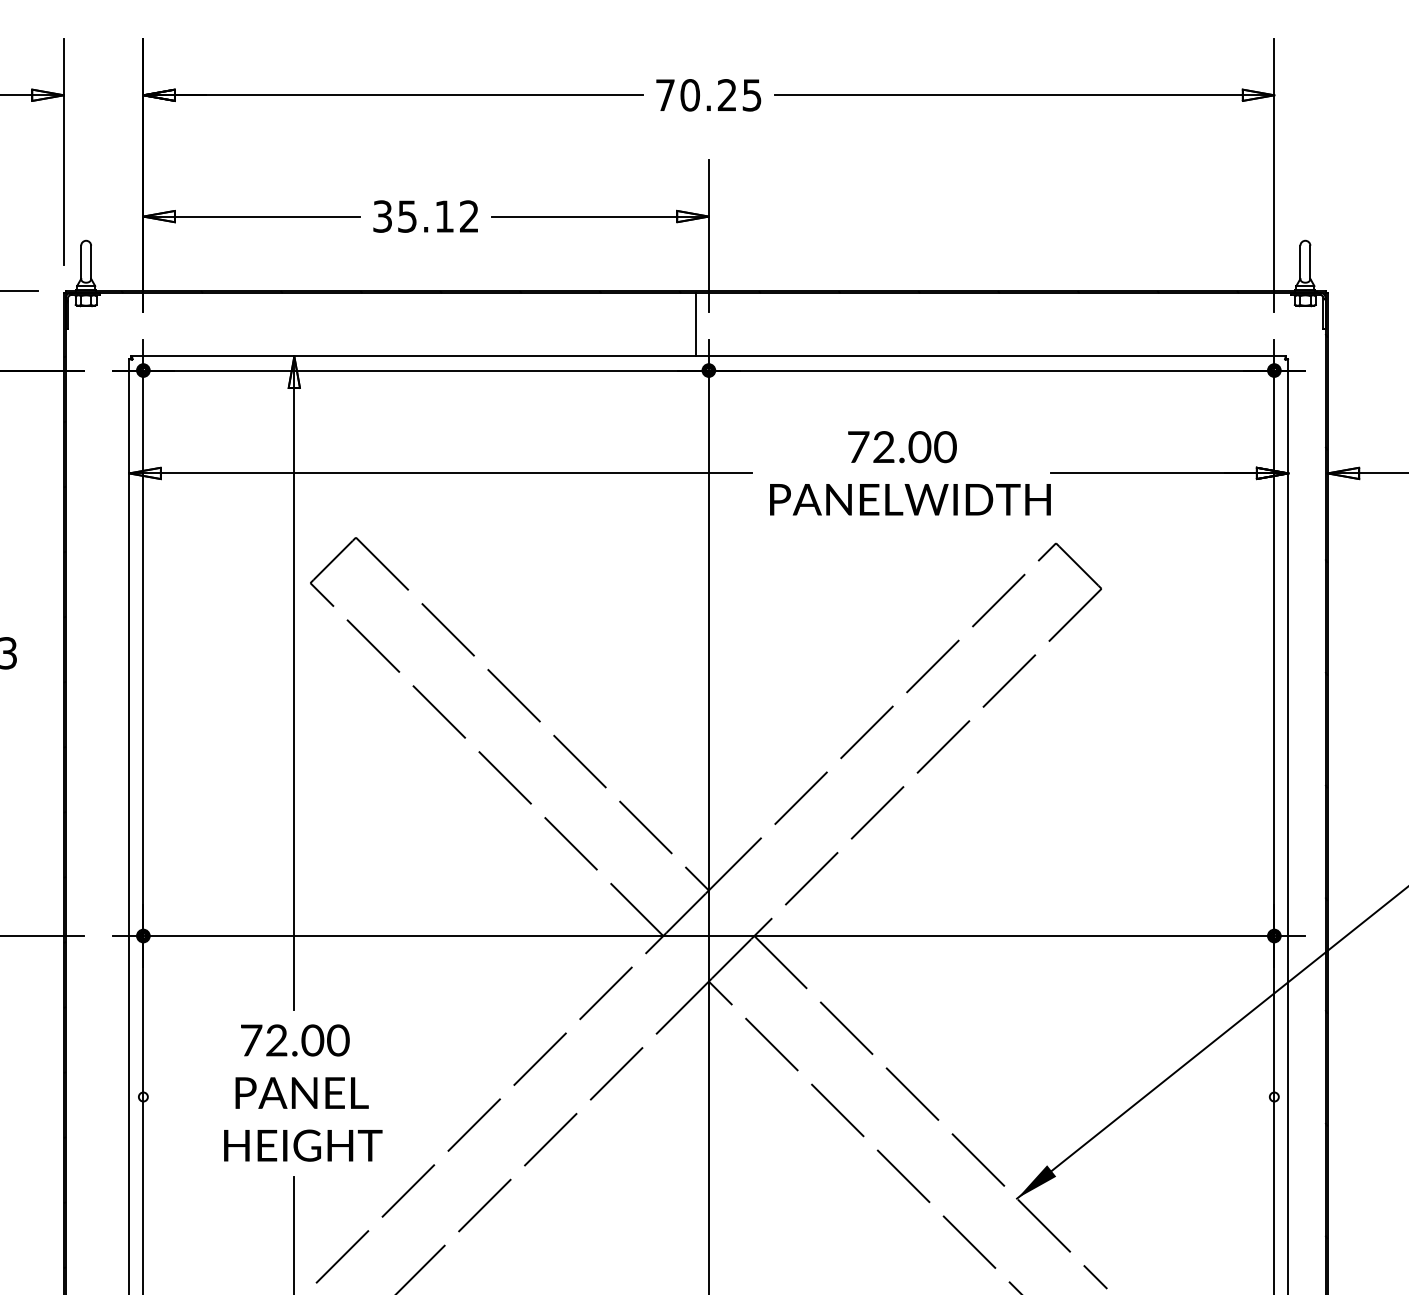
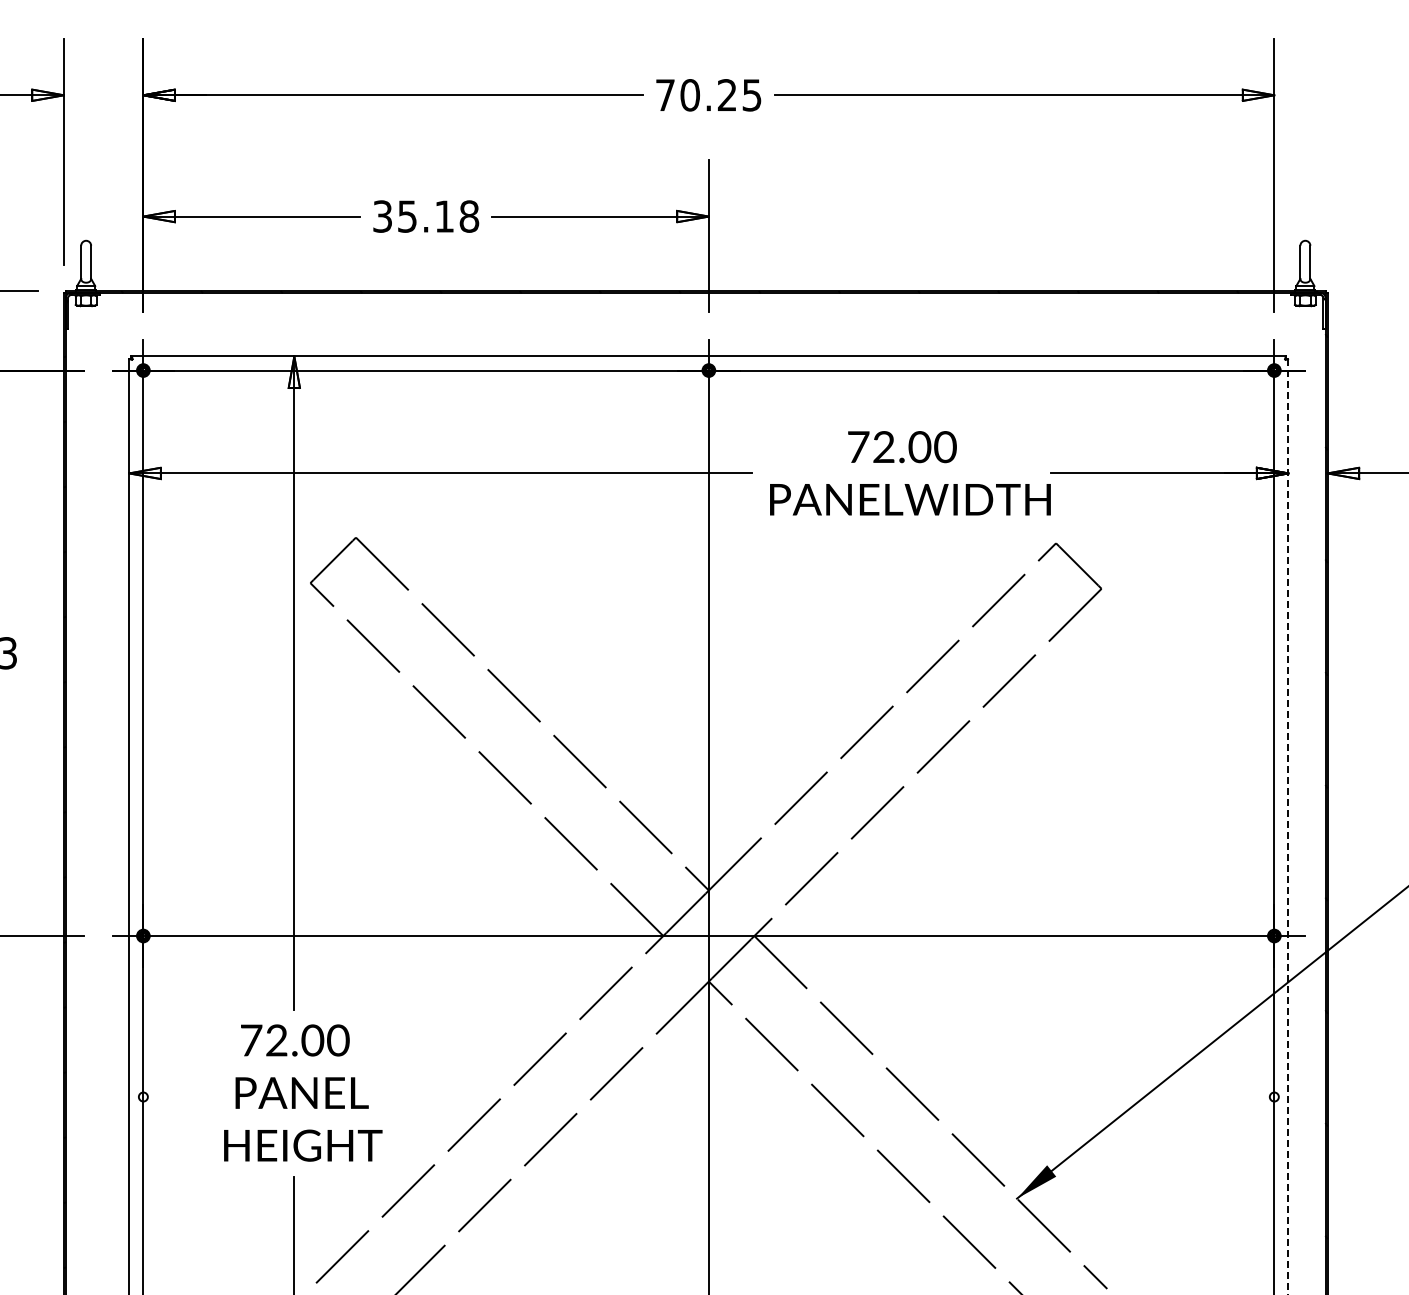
text: 35.12 -> 35.18 (469, 216)
line: present -> none (695, 324)
line: solid -> dashed (1288, 826)
